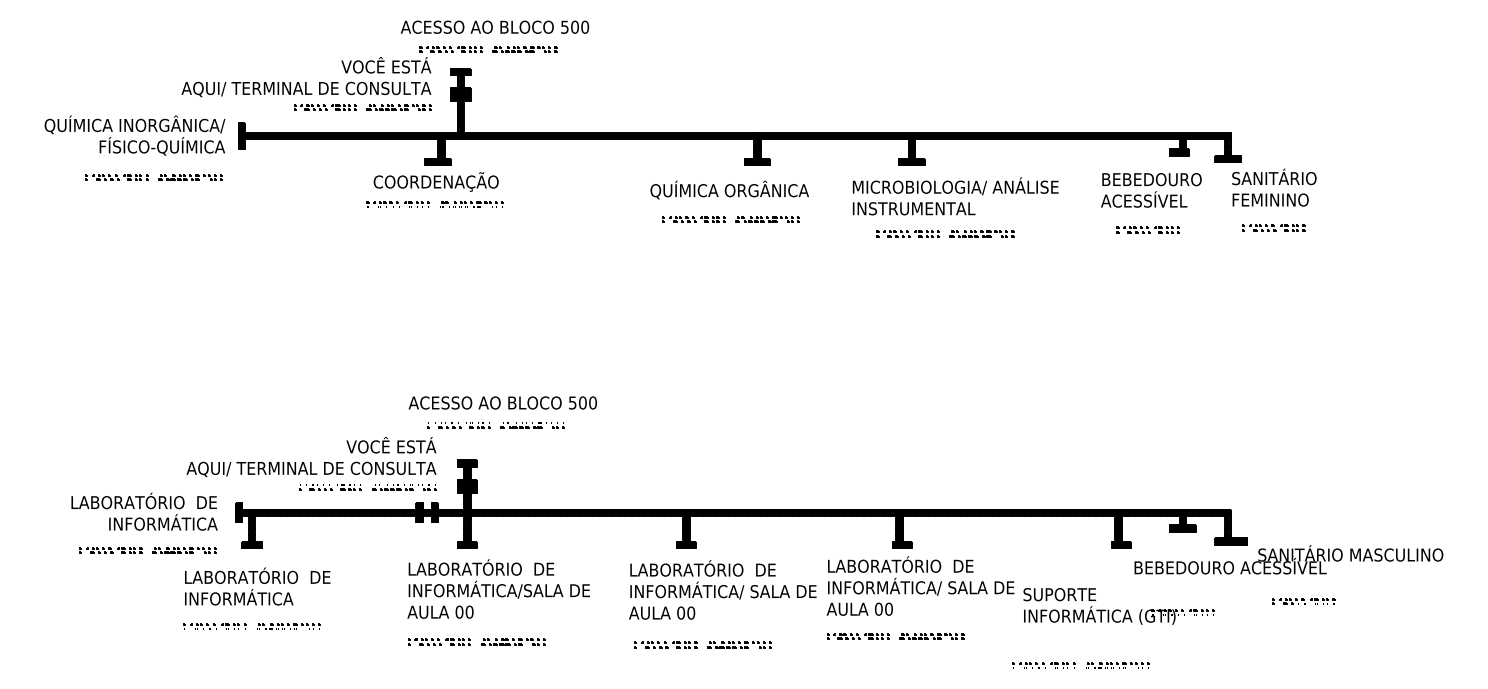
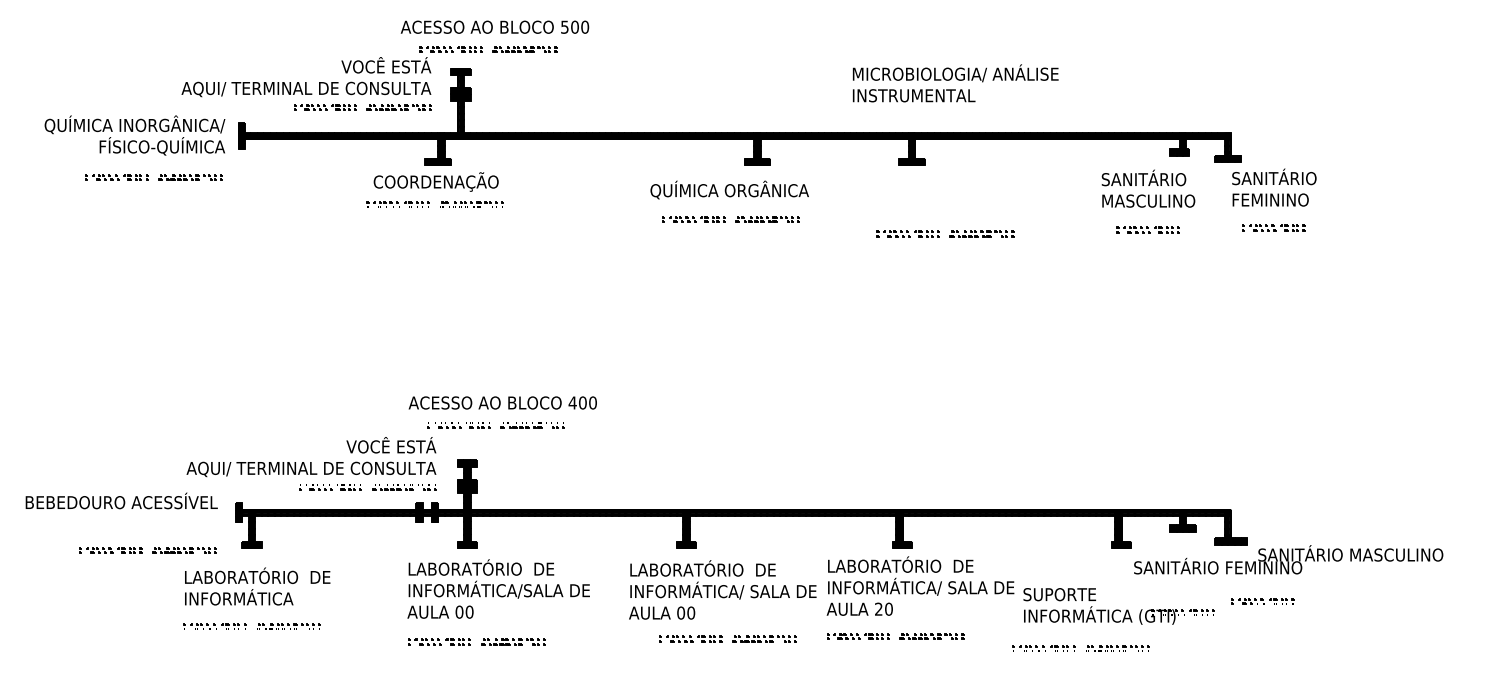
text: BEBEDOURO ACESSÍVEL -> SANITÁRIO MASCULINO (1151, 188)
text position: (955, 196) -> (955, 83) (955, 83)
text: 500 -> 400 (572, 402)
text: LABORATÓRIO  DE INFORMÁTICA -> BEBEDOURO ACESSÍVEL (121, 511)
text: BEBEDOURO ACESSÍVEL -> SANITÁRIO FEMININO (1230, 565)
part position: (1303, 601) -> (1262, 601) (1262, 601)
text: 00 -> 20 (878, 608)
part position: (702, 644) -> (727, 638) (727, 638)
part position: (1080, 665) -> (1080, 648) (1080, 648)
